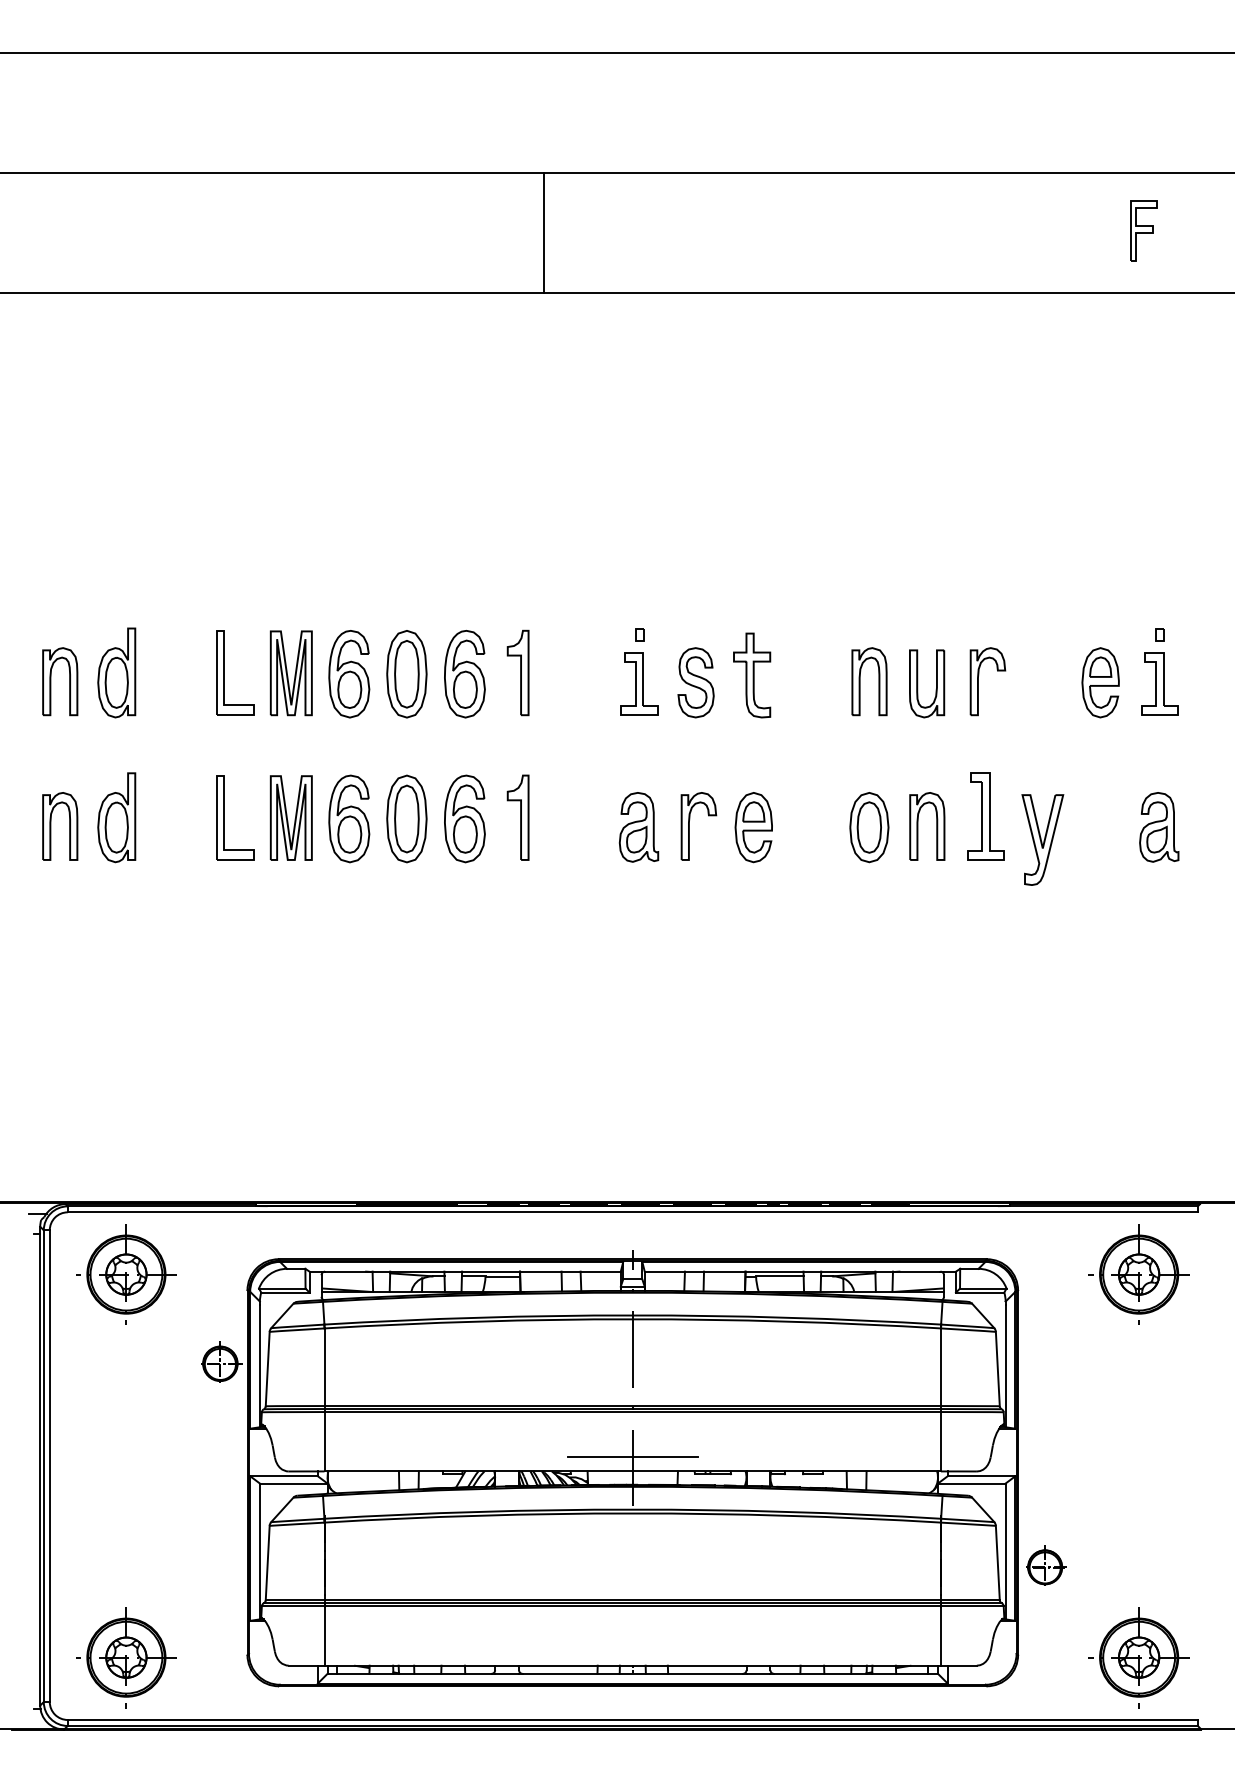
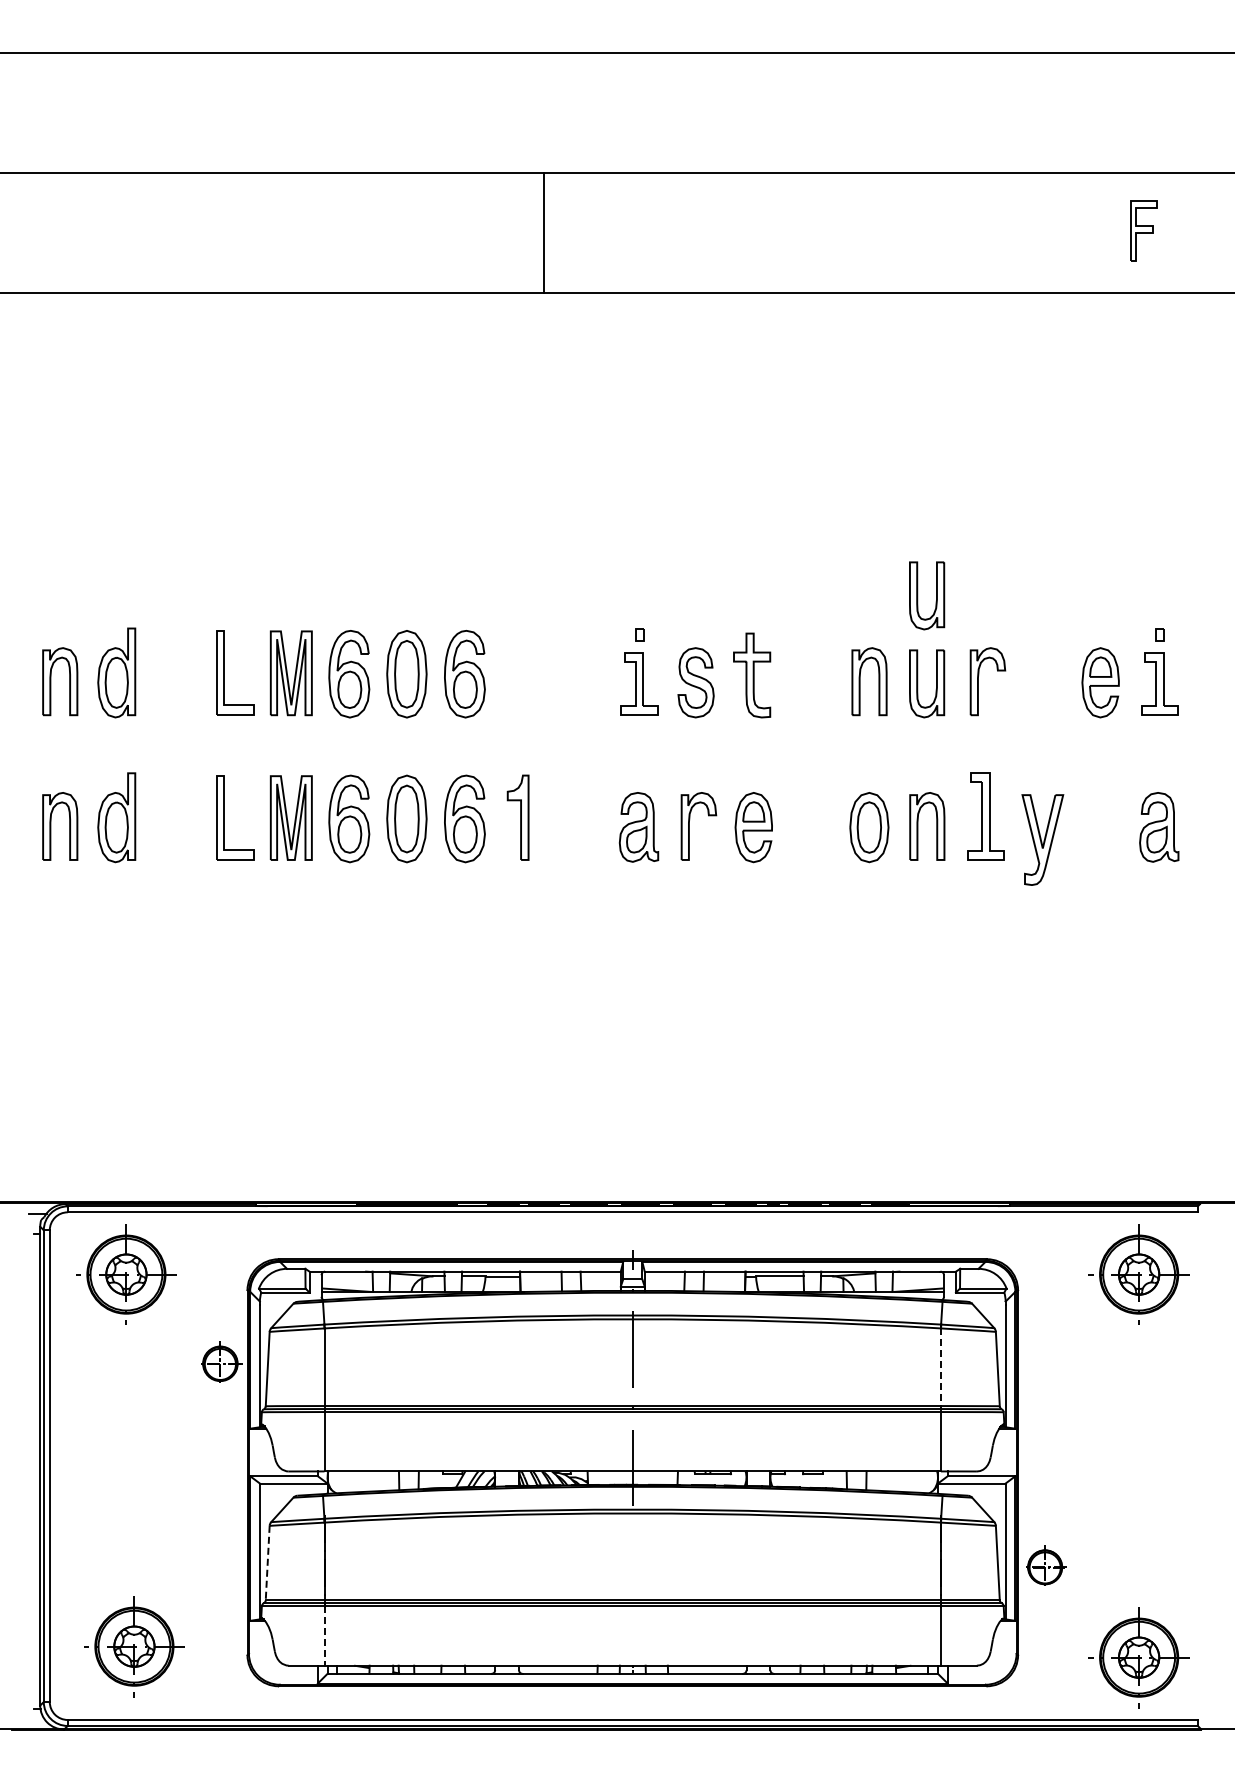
part: none -> present (918, 595)
part: present -> none (517, 672)
line: solid -> dashed (941, 1367)
line: present -> none (632, 1456)
line: solid -> dashed (267, 1563)
line: solid -> dashed (324, 1635)
part position: (126, 1657) -> (134, 1646) (134, 1646)
